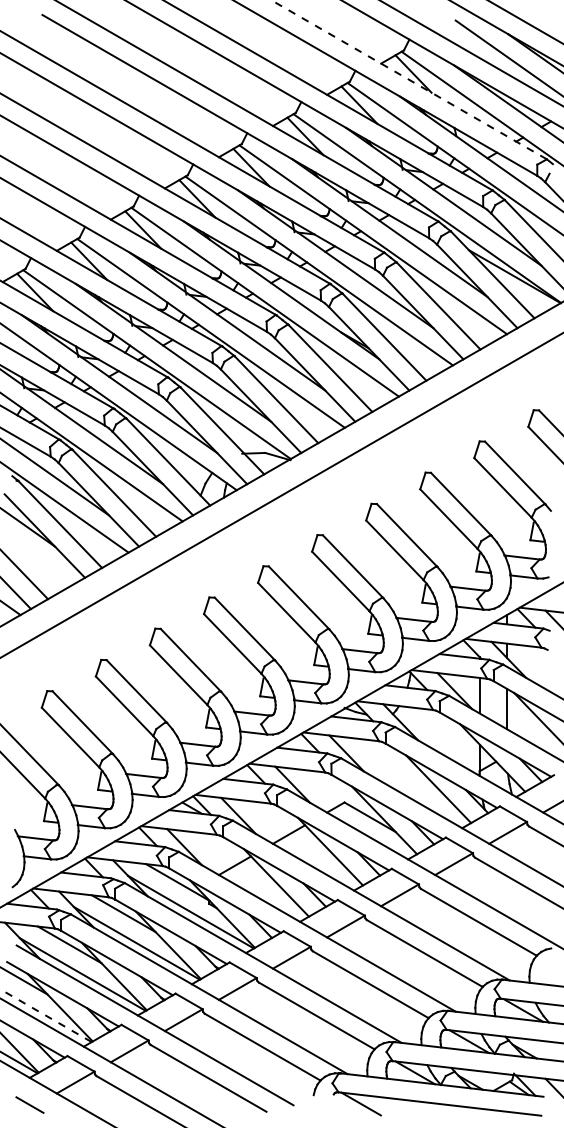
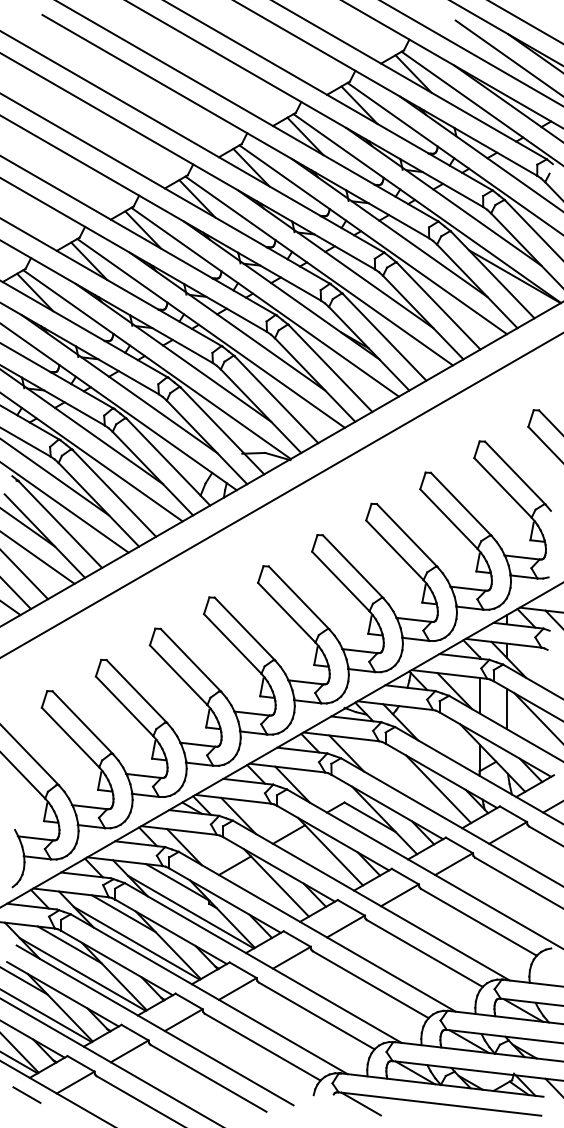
line: dashed -> solid (408, 79)
line: none -> present (38, 558)
line: dashed -> solid (46, 1015)
line position: (29, 1104) -> (26, 1094) (26, 1094)
